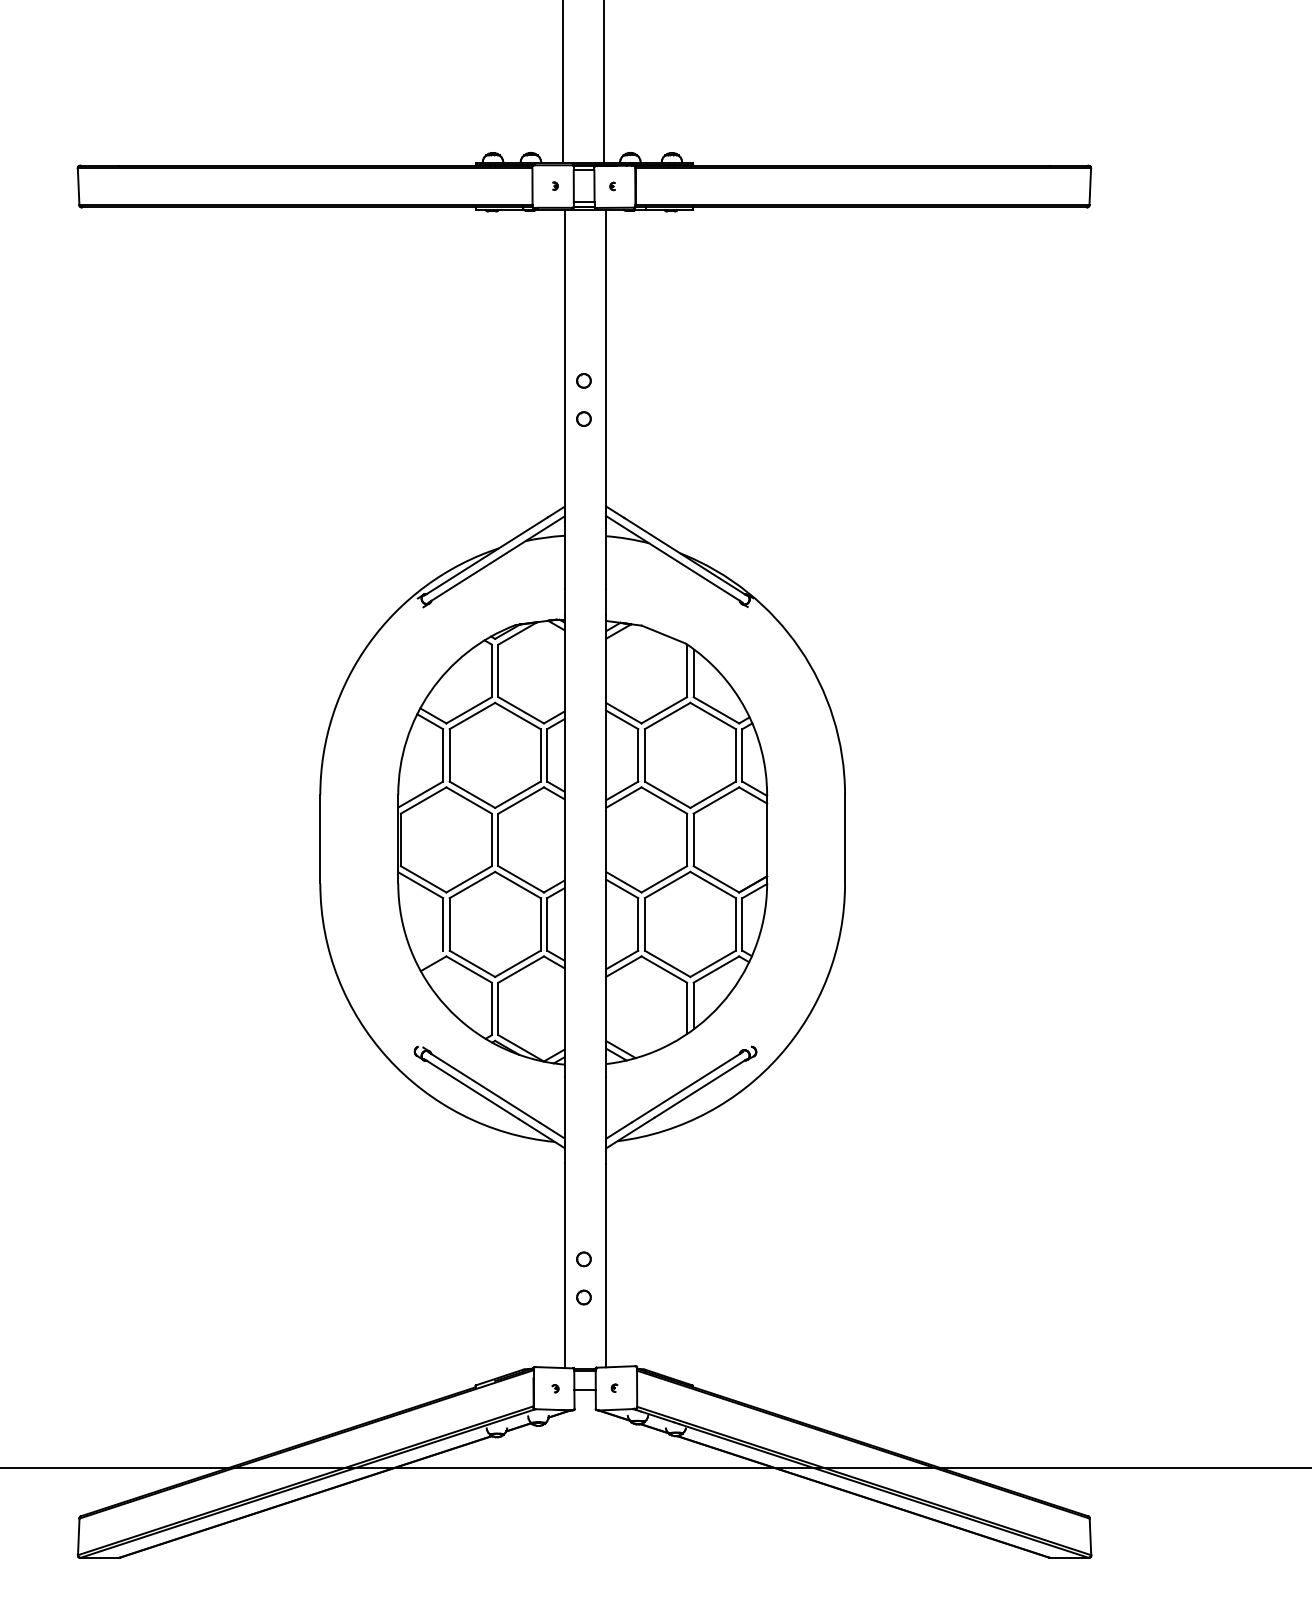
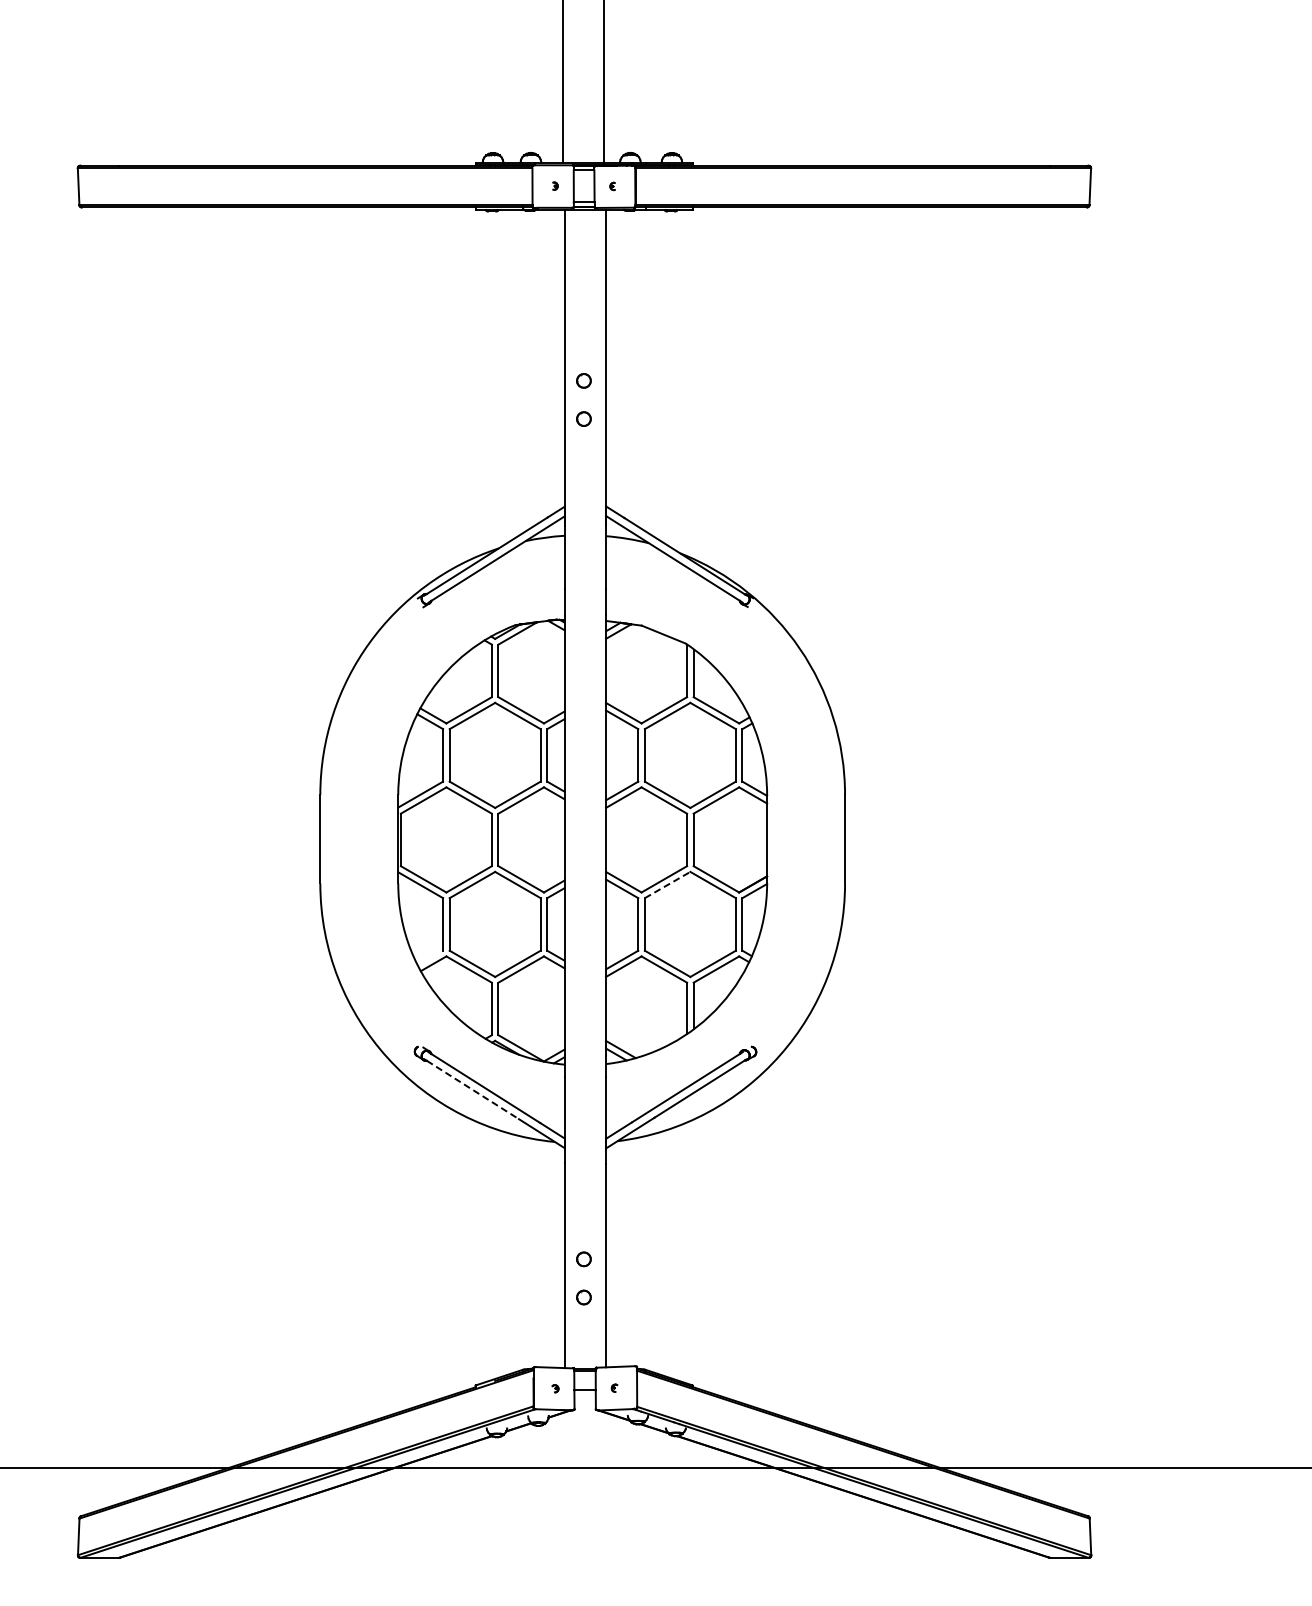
line: solid -> dashed (668, 884)
line: solid -> dashed (473, 1090)
